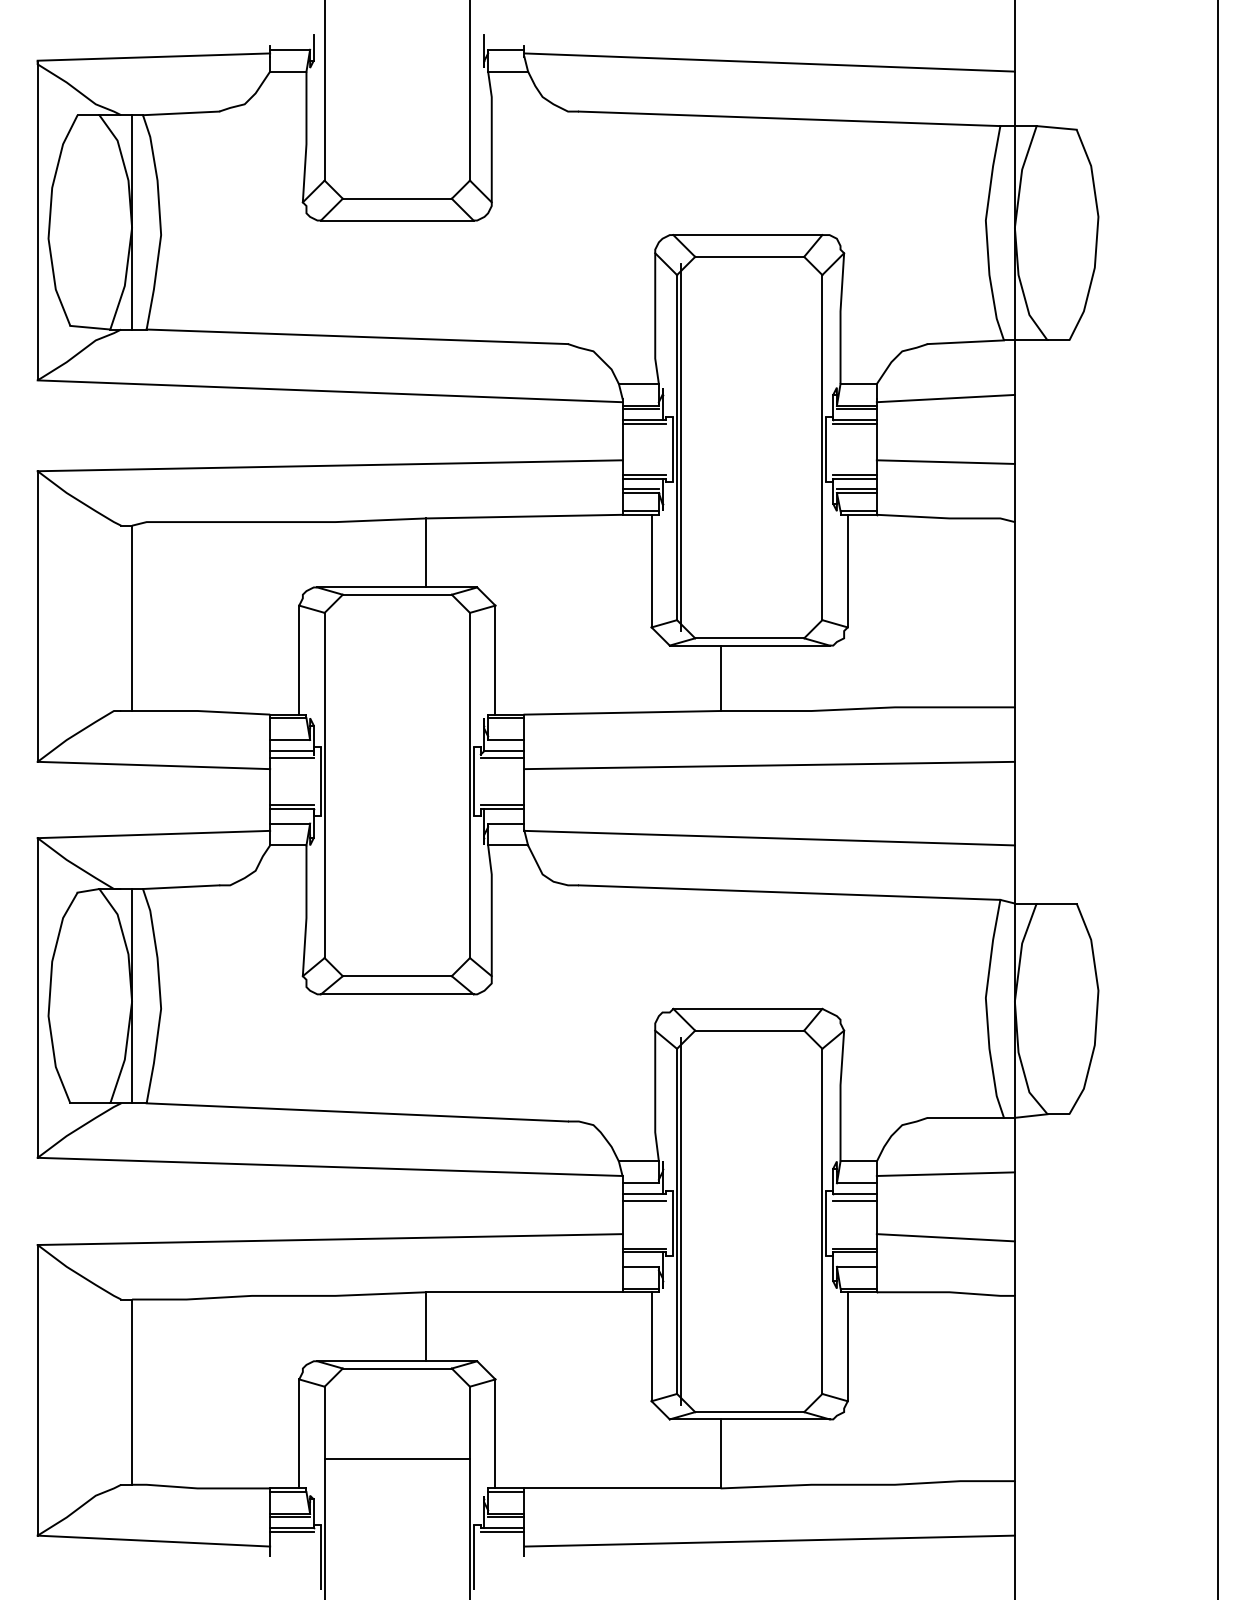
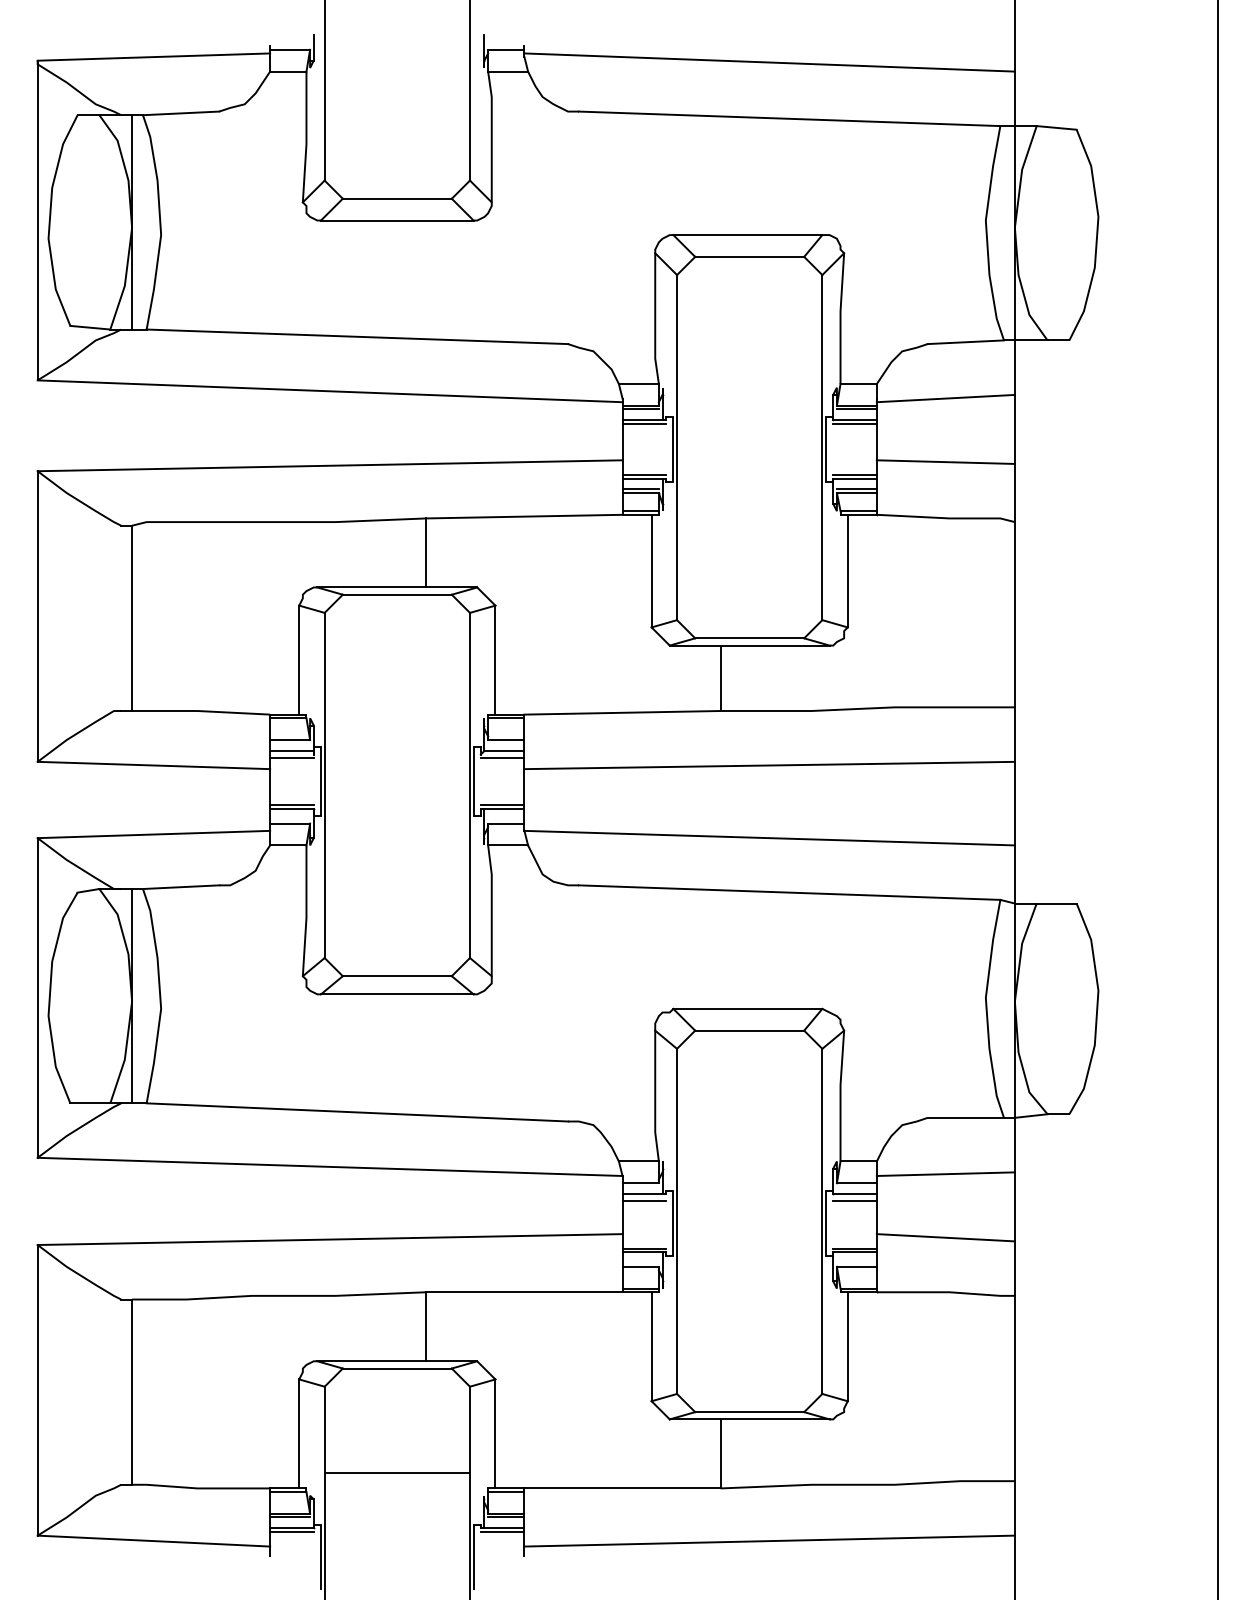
line: present -> none (680, 447)
line: present -> none (680, 1220)
line position: (396, 1459) -> (396, 1473) (396, 1473)
